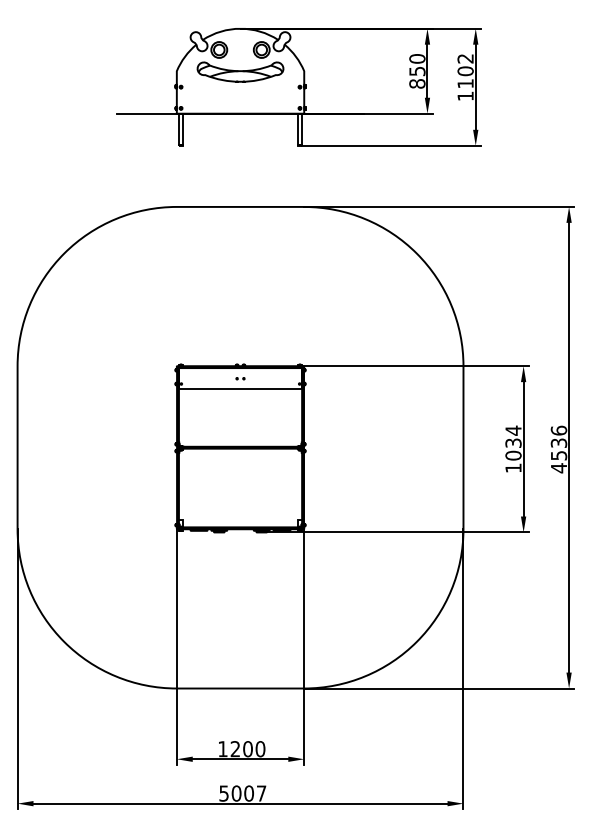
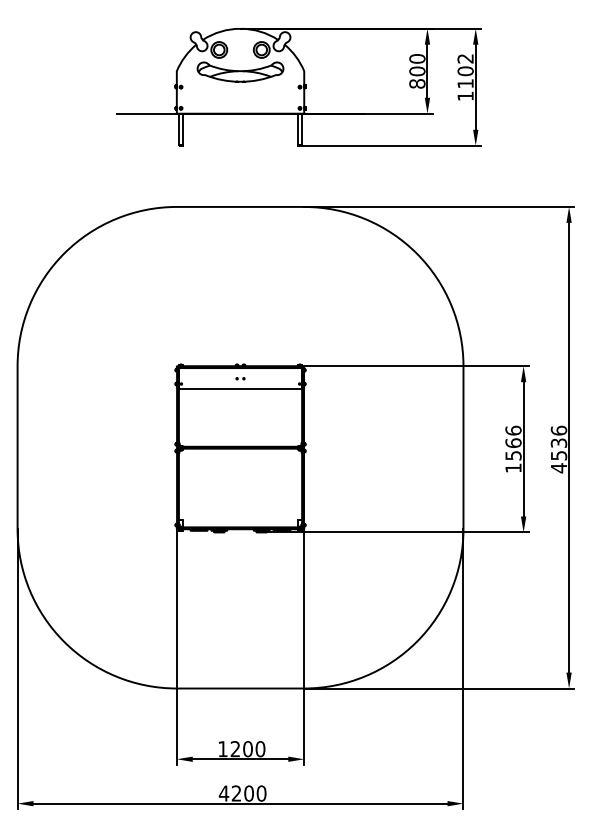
text: 850 -> 800 (417, 71)
text: 1034 -> 1566 (513, 442)
text: 5007 -> 4200 (242, 793)
